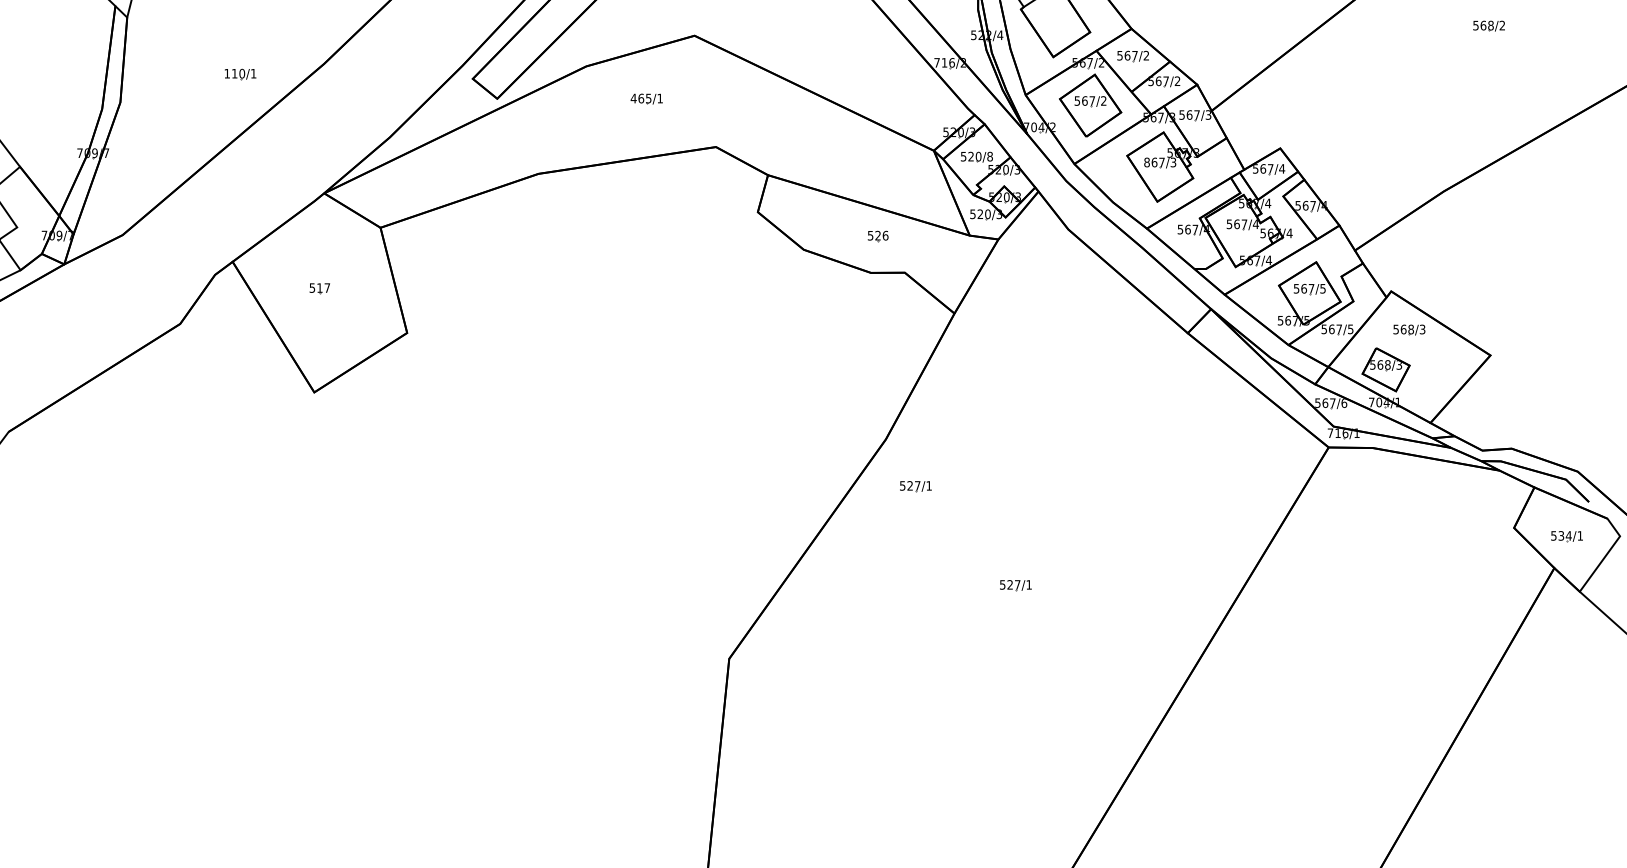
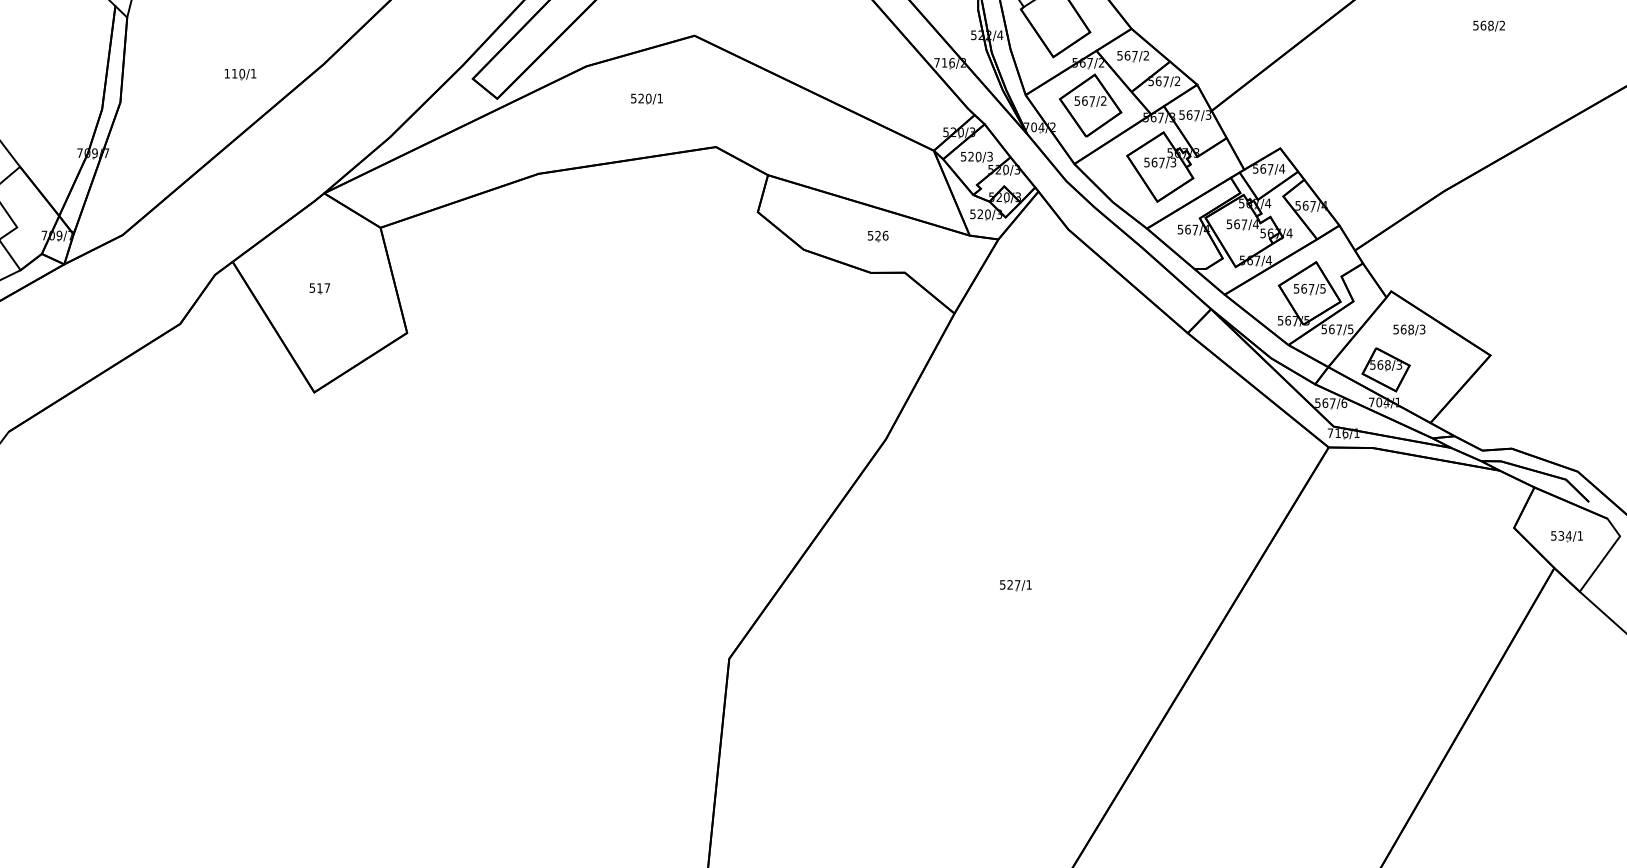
text: 465/1 -> 520/1 (640, 98)
text: 520/8 -> 520/3 (989, 156)
text: 867/3 -> 567/3 (1146, 162)
part: present -> none (915, 486)
